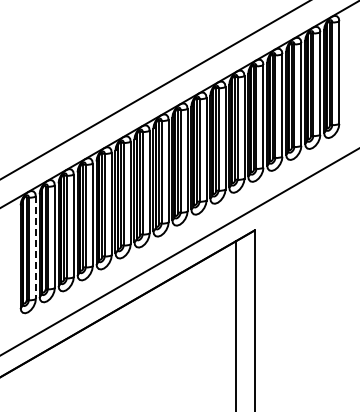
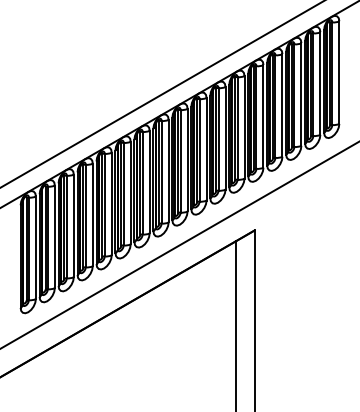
line position: (154, 90) -> (161, 94) (161, 94)
line: dashed -> solid (35, 248)
line position: (179, 251) -> (179, 245) (179, 245)
